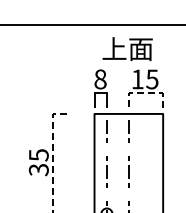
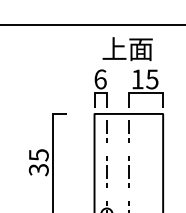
text: 8 -> 6 (100, 79)
line: dashed -> solid (145, 93)
line: dashed -> solid (52, 155)
